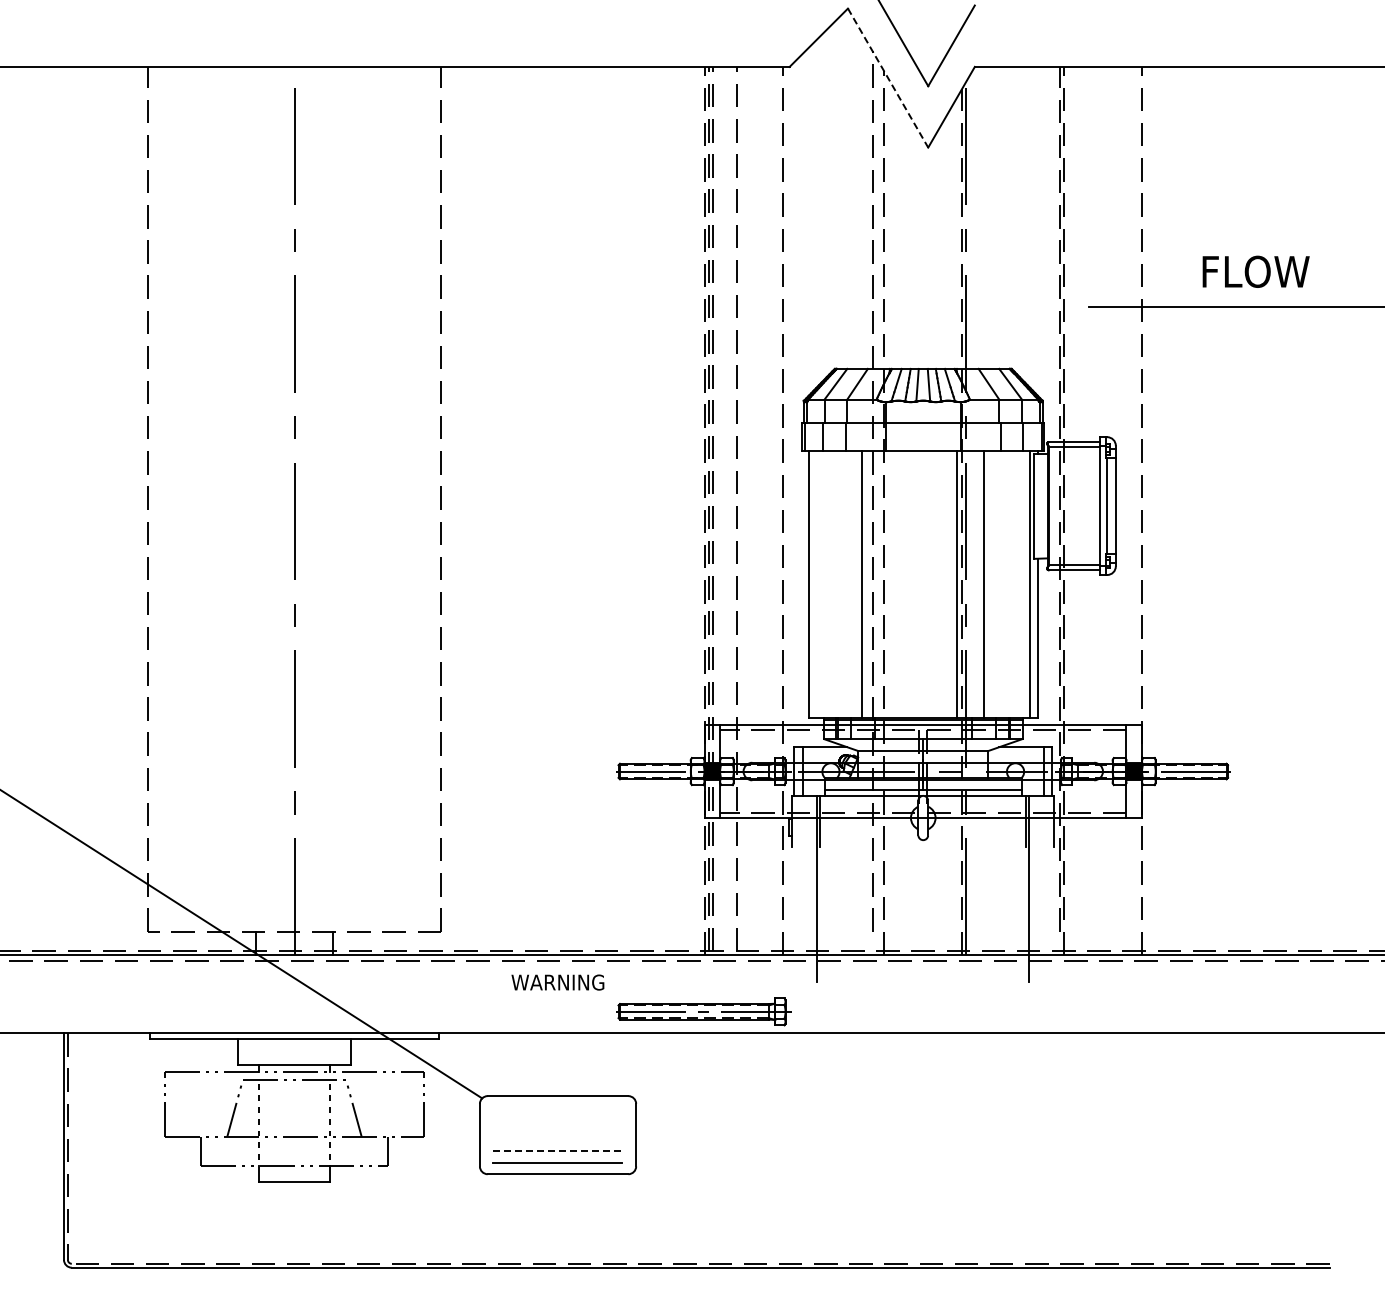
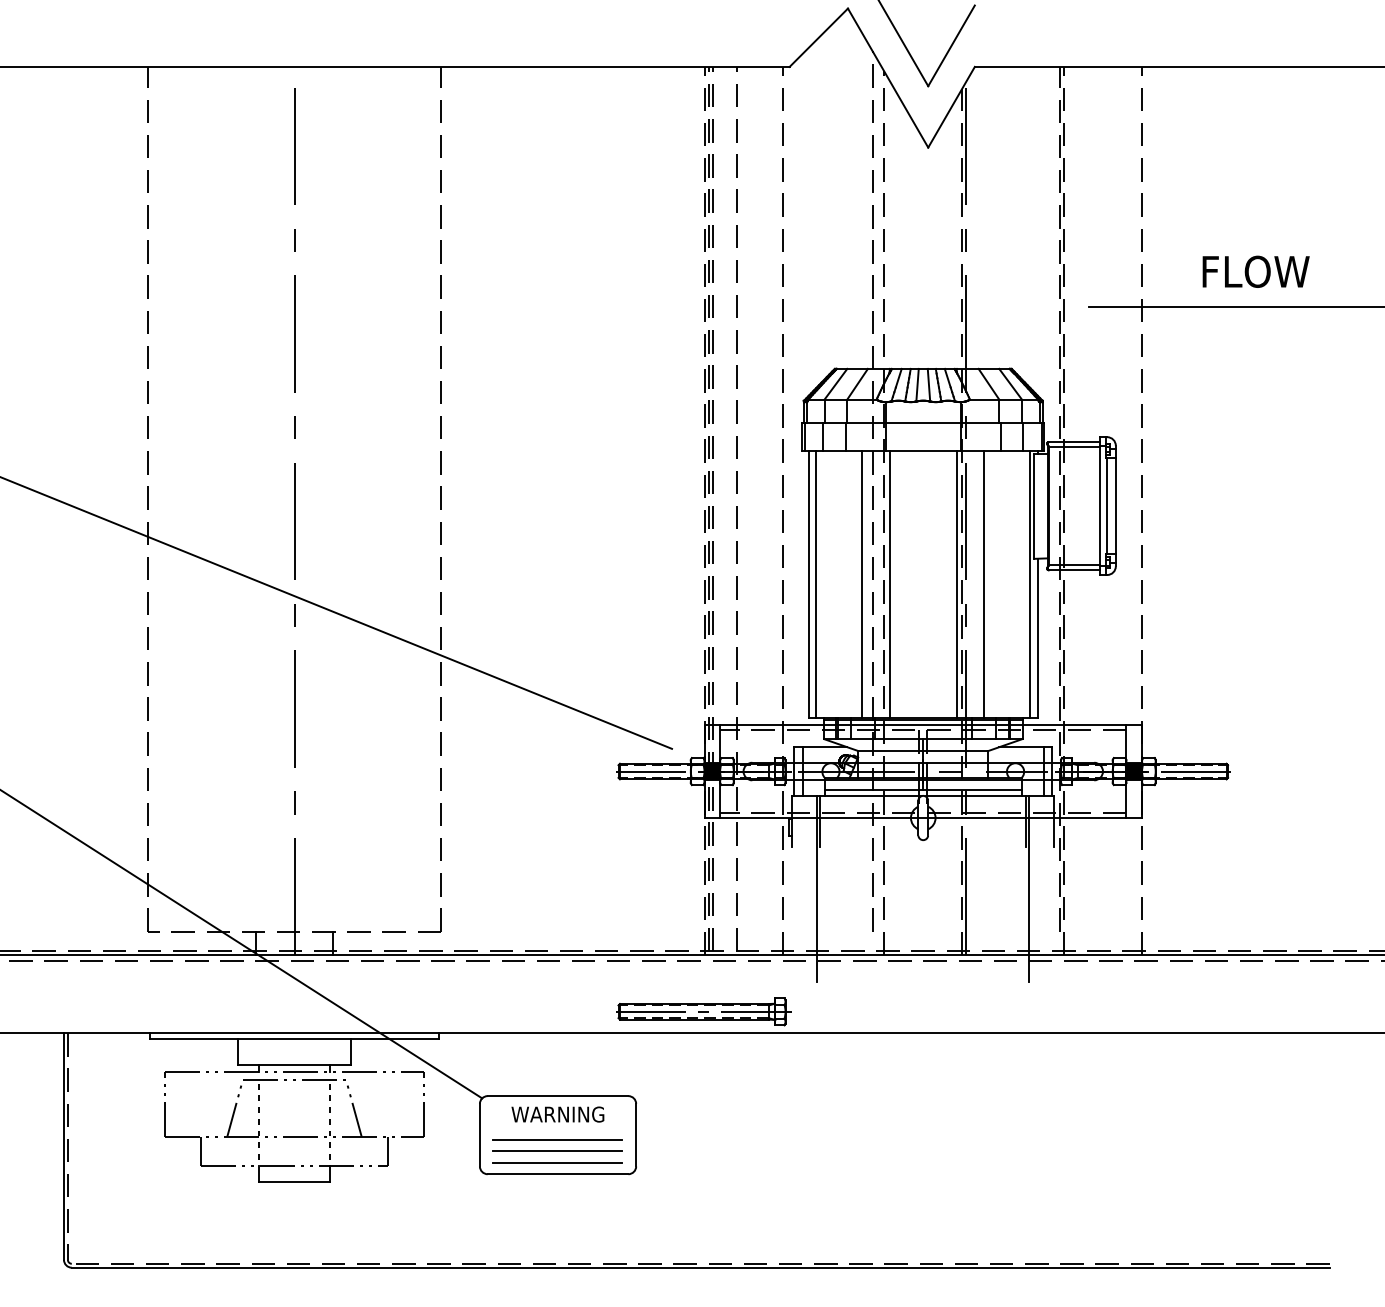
line: dashed -> solid (888, 78)
line: none -> present (816, 584)
line: none -> present (889, 584)
line: none -> present (337, 612)
text position: (557, 982) -> (557, 1114) (557, 1114)
line: none -> present (557, 1139)
line: dashed -> solid (558, 1150)
